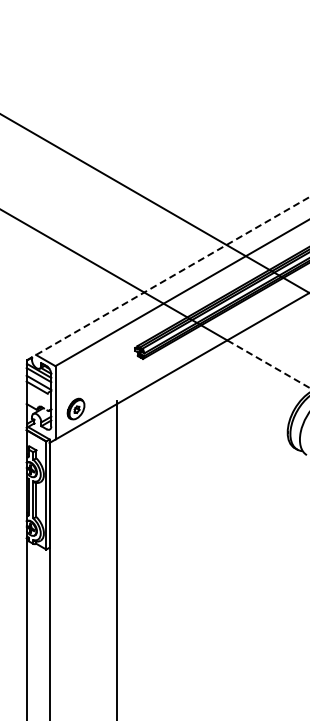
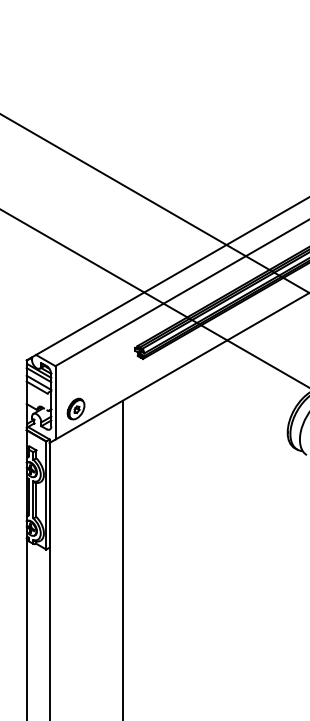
line: dashed -> solid (168, 278)
line: dashed -> solid (268, 364)
line position: (117, 558) -> (123, 558) (123, 558)
